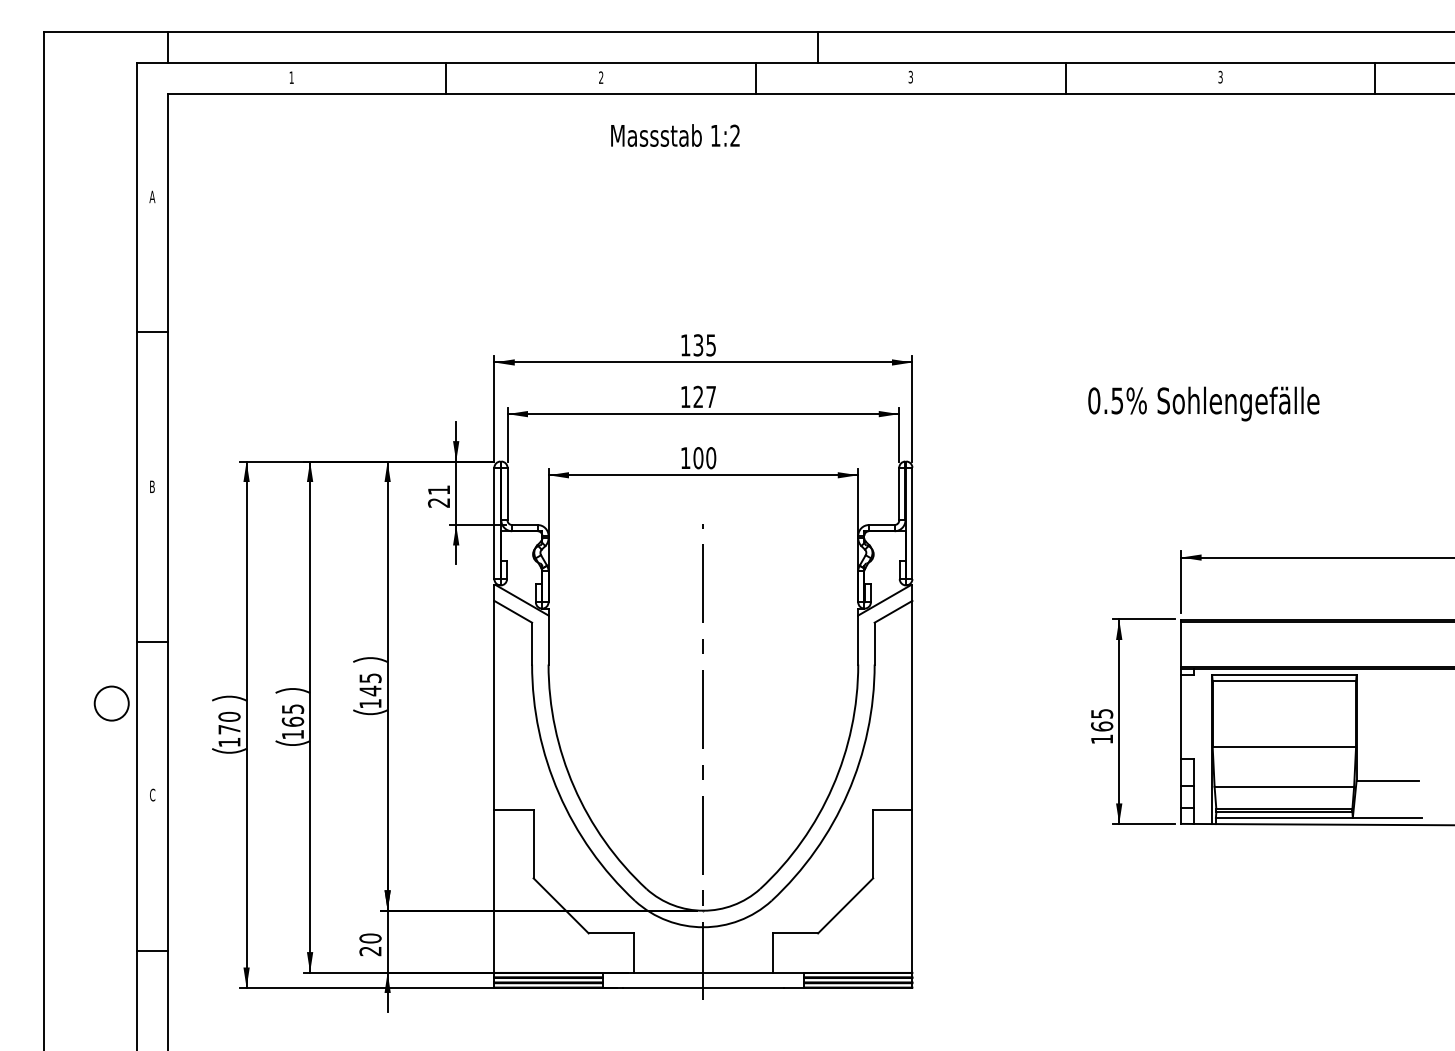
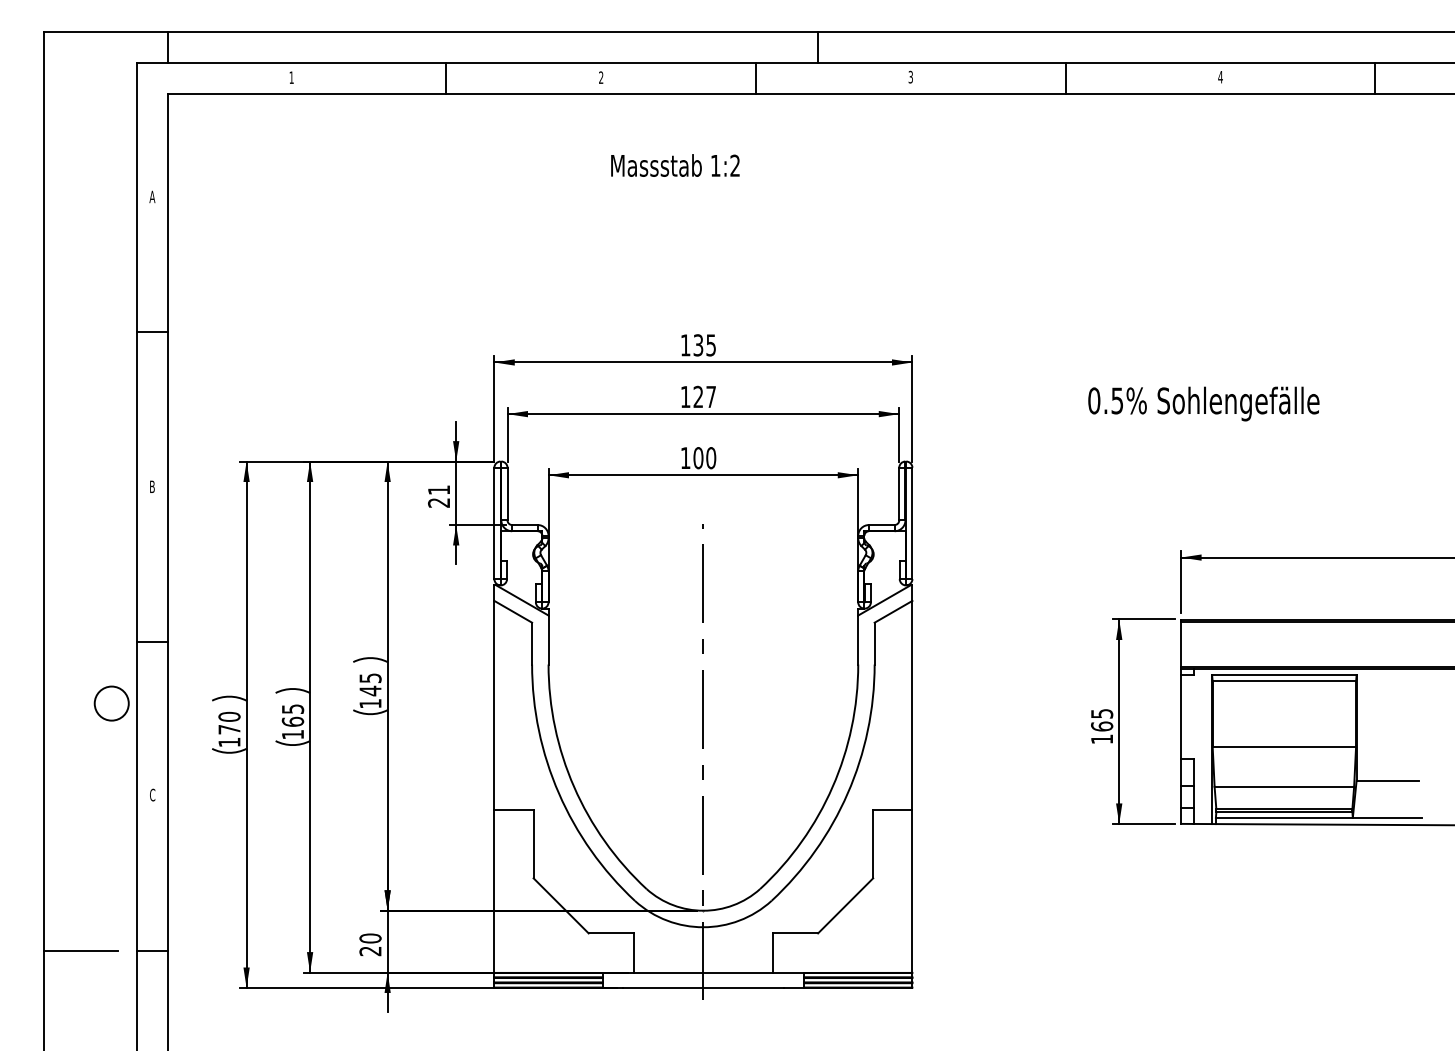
text: 3 -> 4 (1220, 76)
text position: (675, 135) -> (675, 165) (675, 165)
line: none -> present (80, 951)
